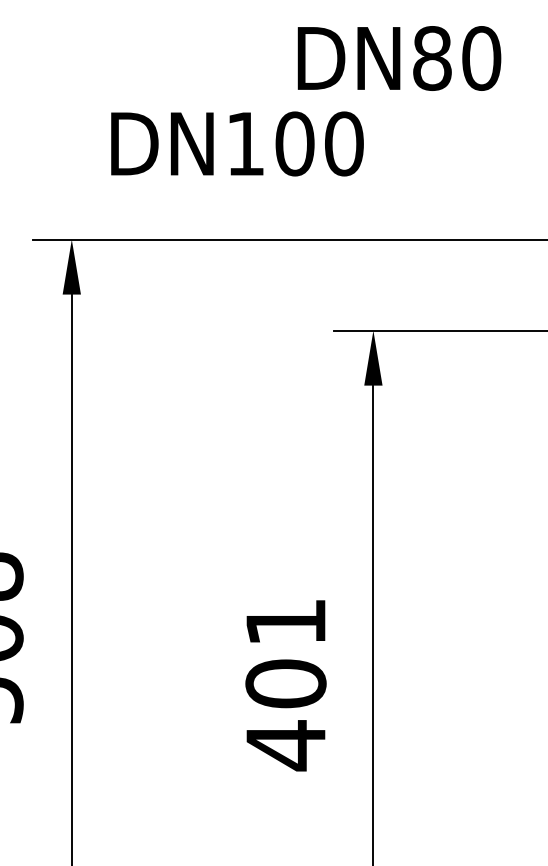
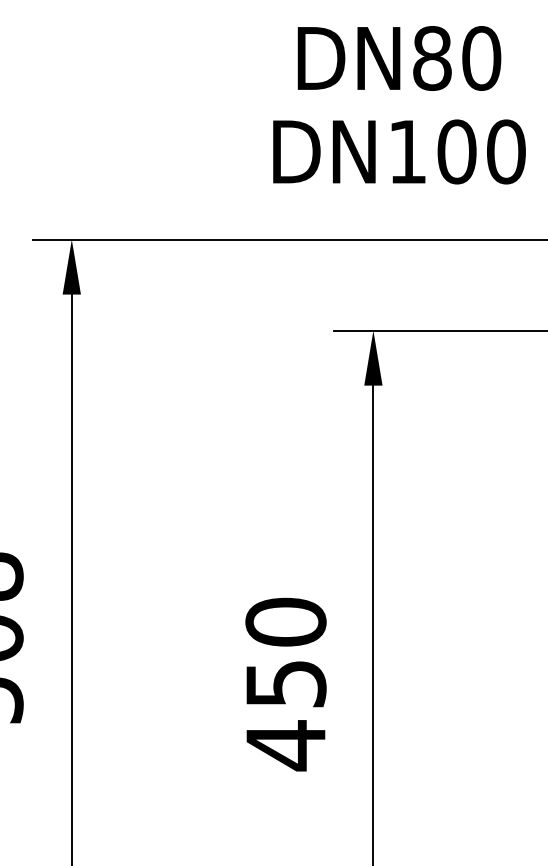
text position: (237, 143) -> (399, 151) (399, 151)
text: 401 -> 450 (285, 652)
